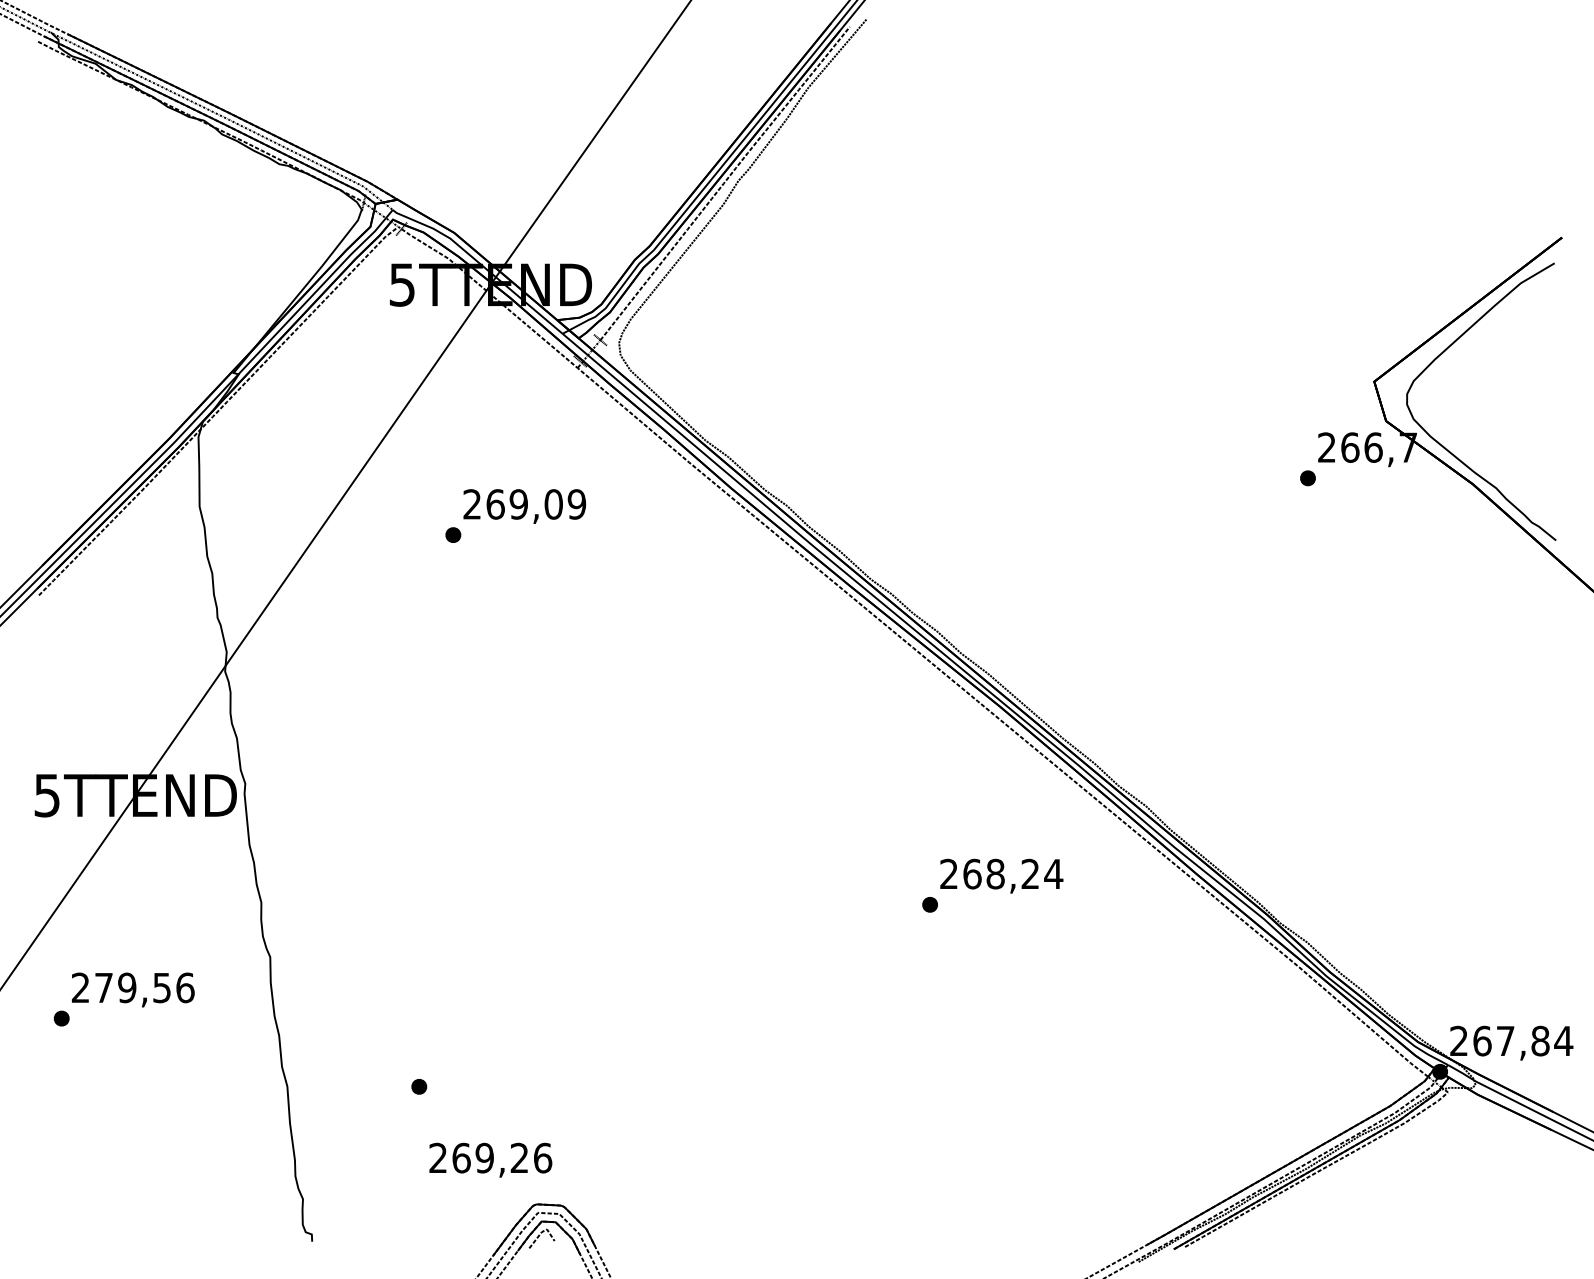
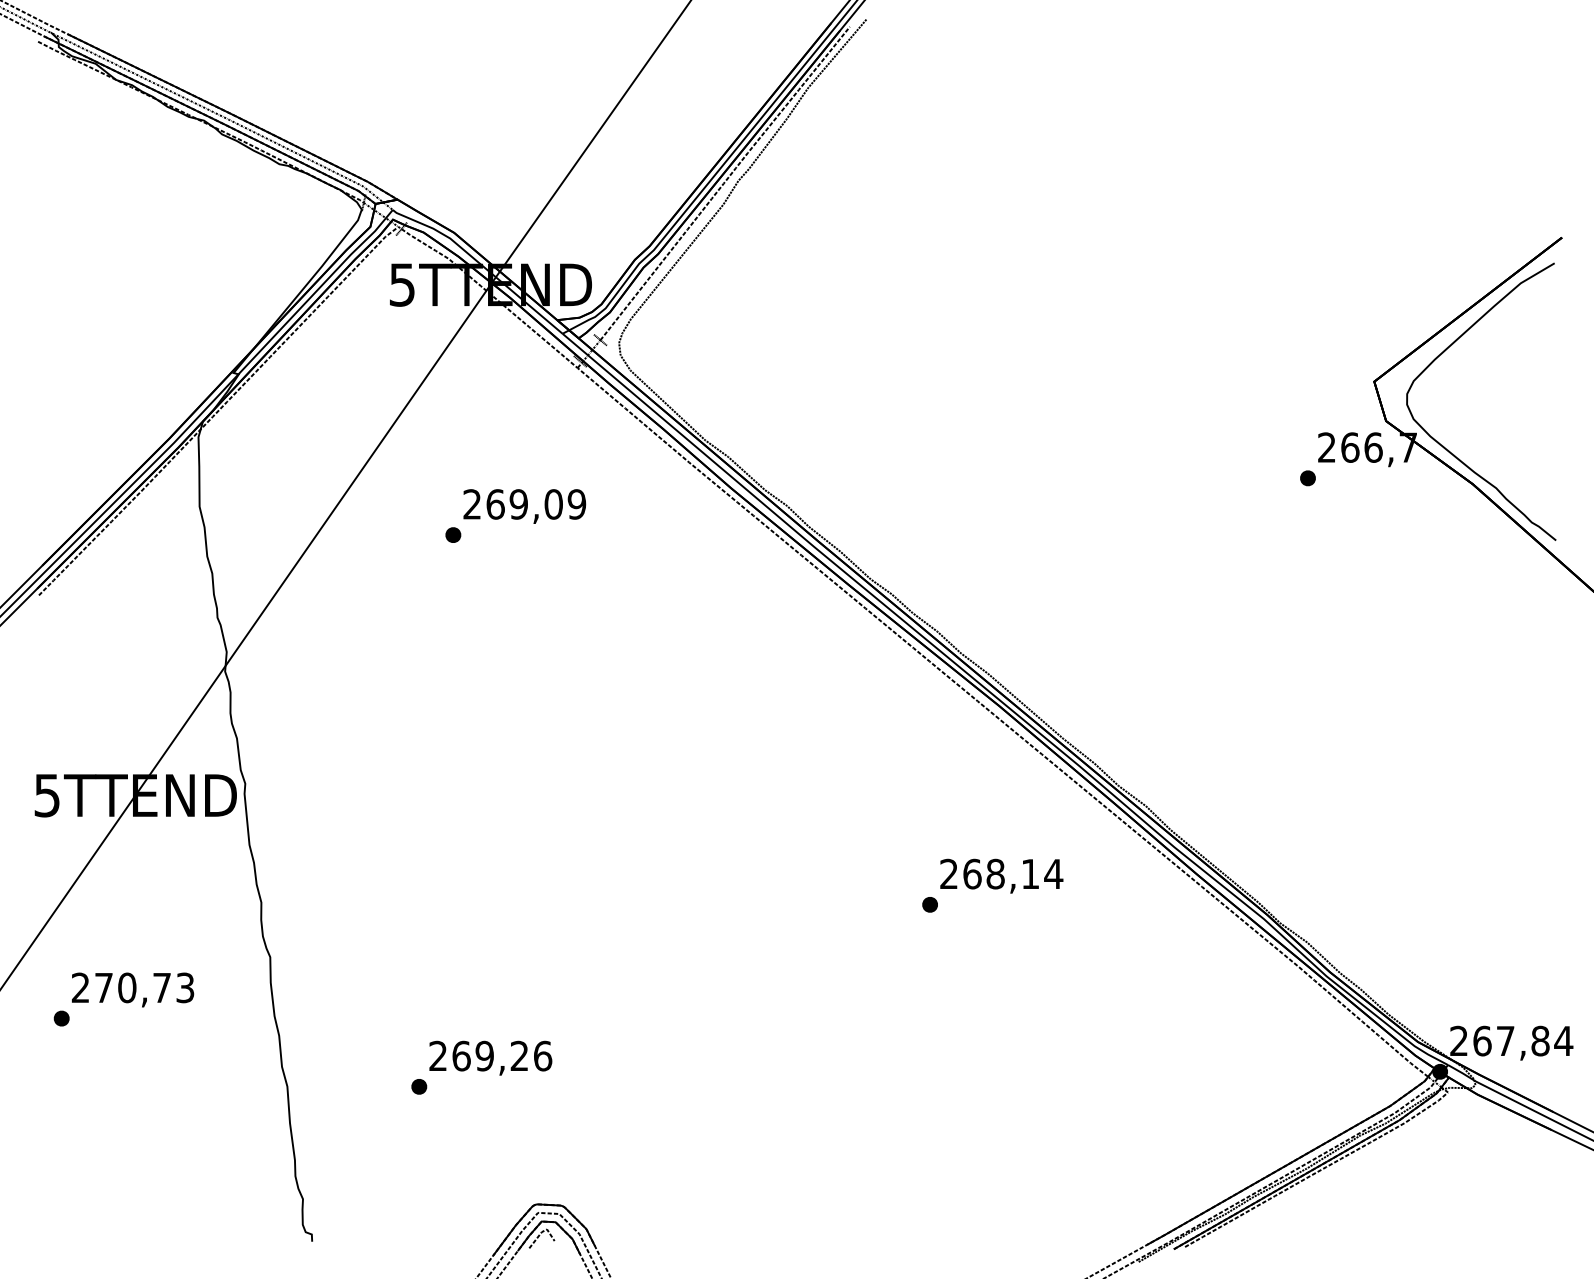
text: 268,24 -> 268,14 (1029, 873)
text: 279,56 -> 270,73 (156, 987)
text position: (490, 1159) -> (490, 1057) (490, 1057)
